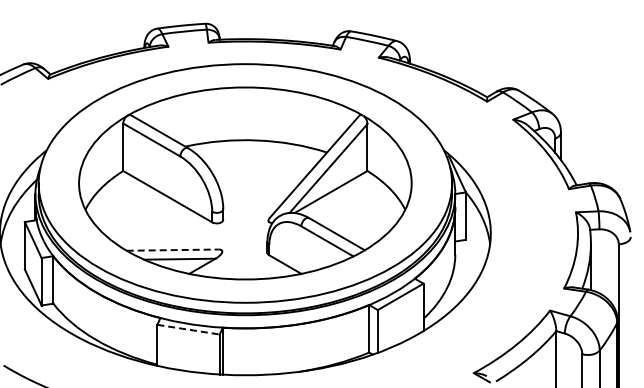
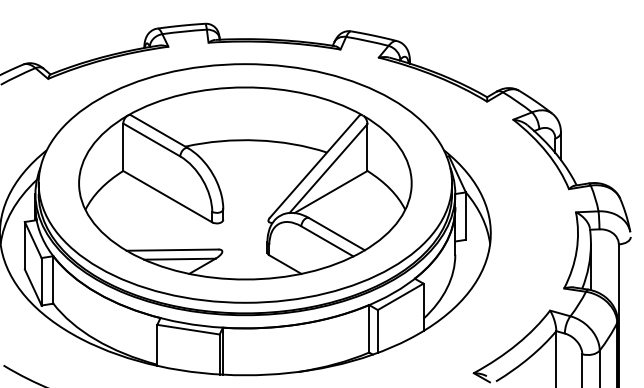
line: dashed -> solid (172, 250)
line: dashed -> solid (188, 329)
